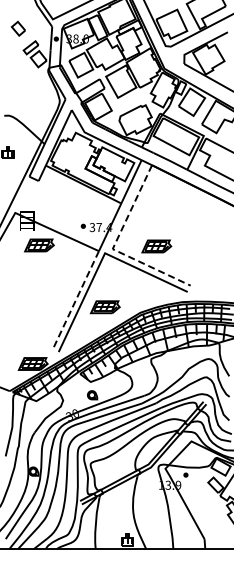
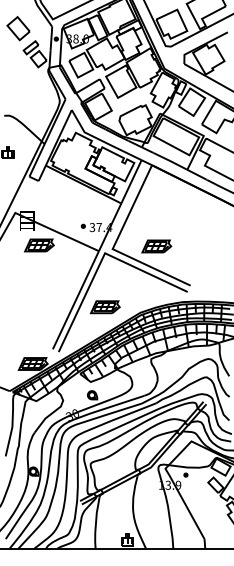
part size: 16x17 px -> 25x26 px (18, 28)
line: dashed -> solid (113, 247)
line: dashed -> solid (75, 300)
